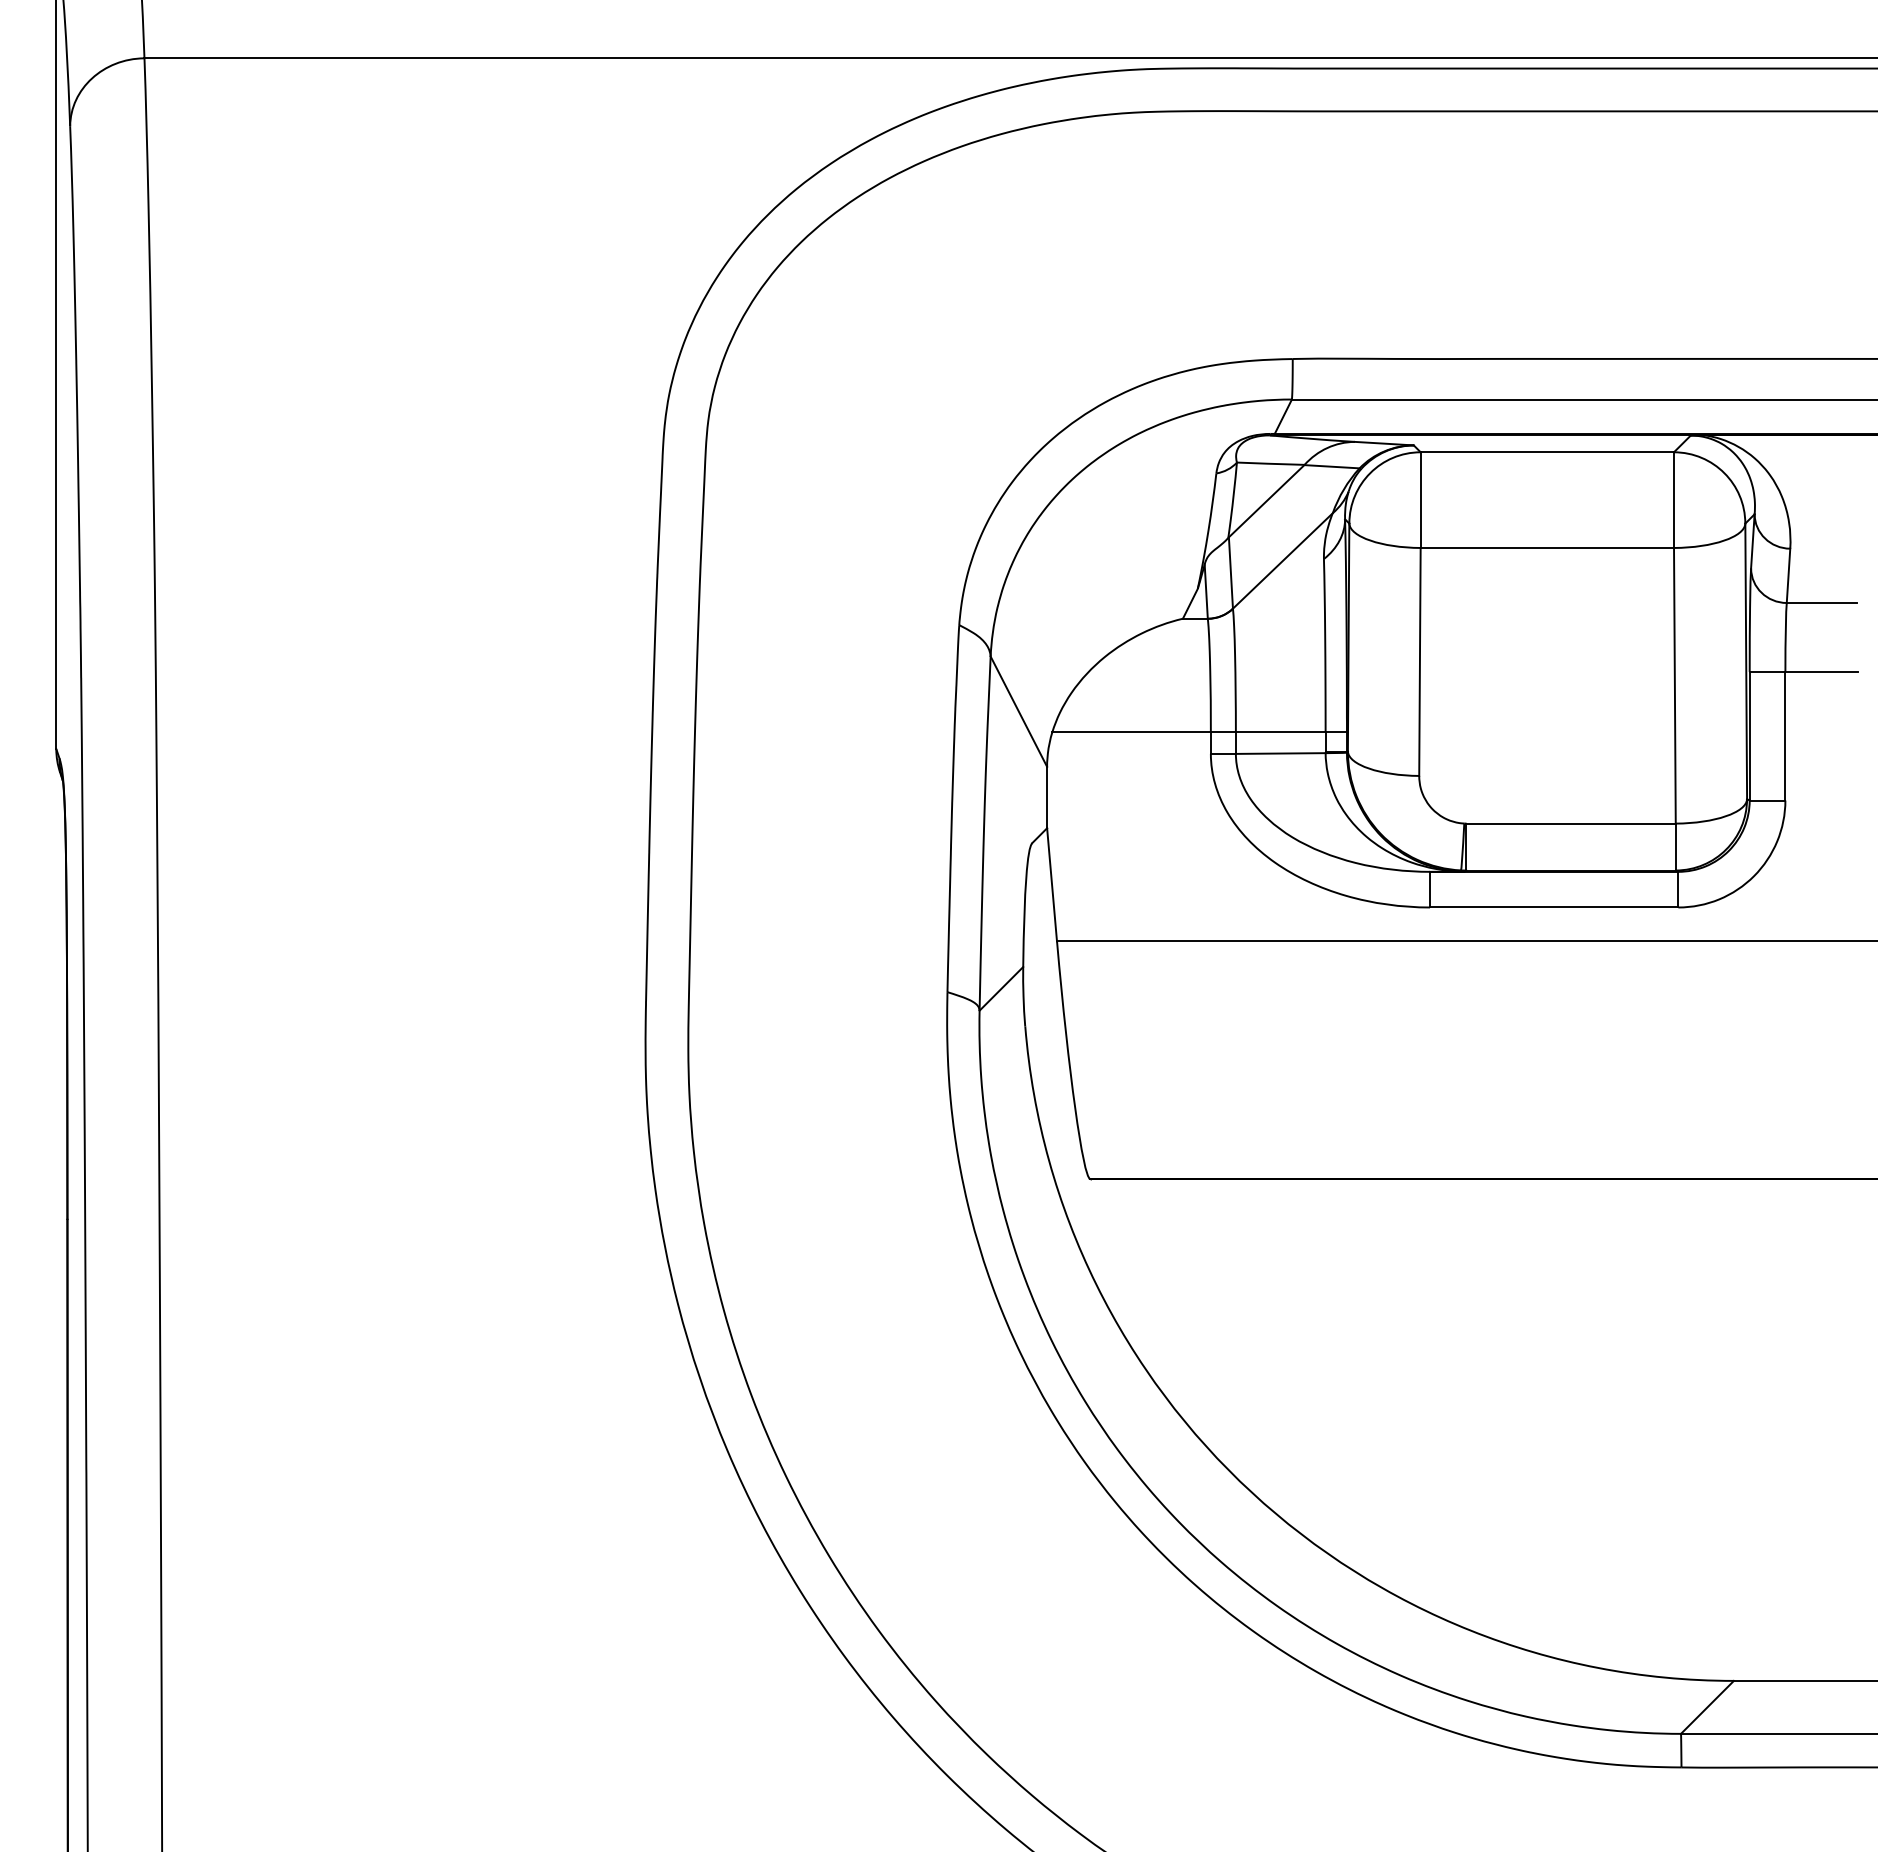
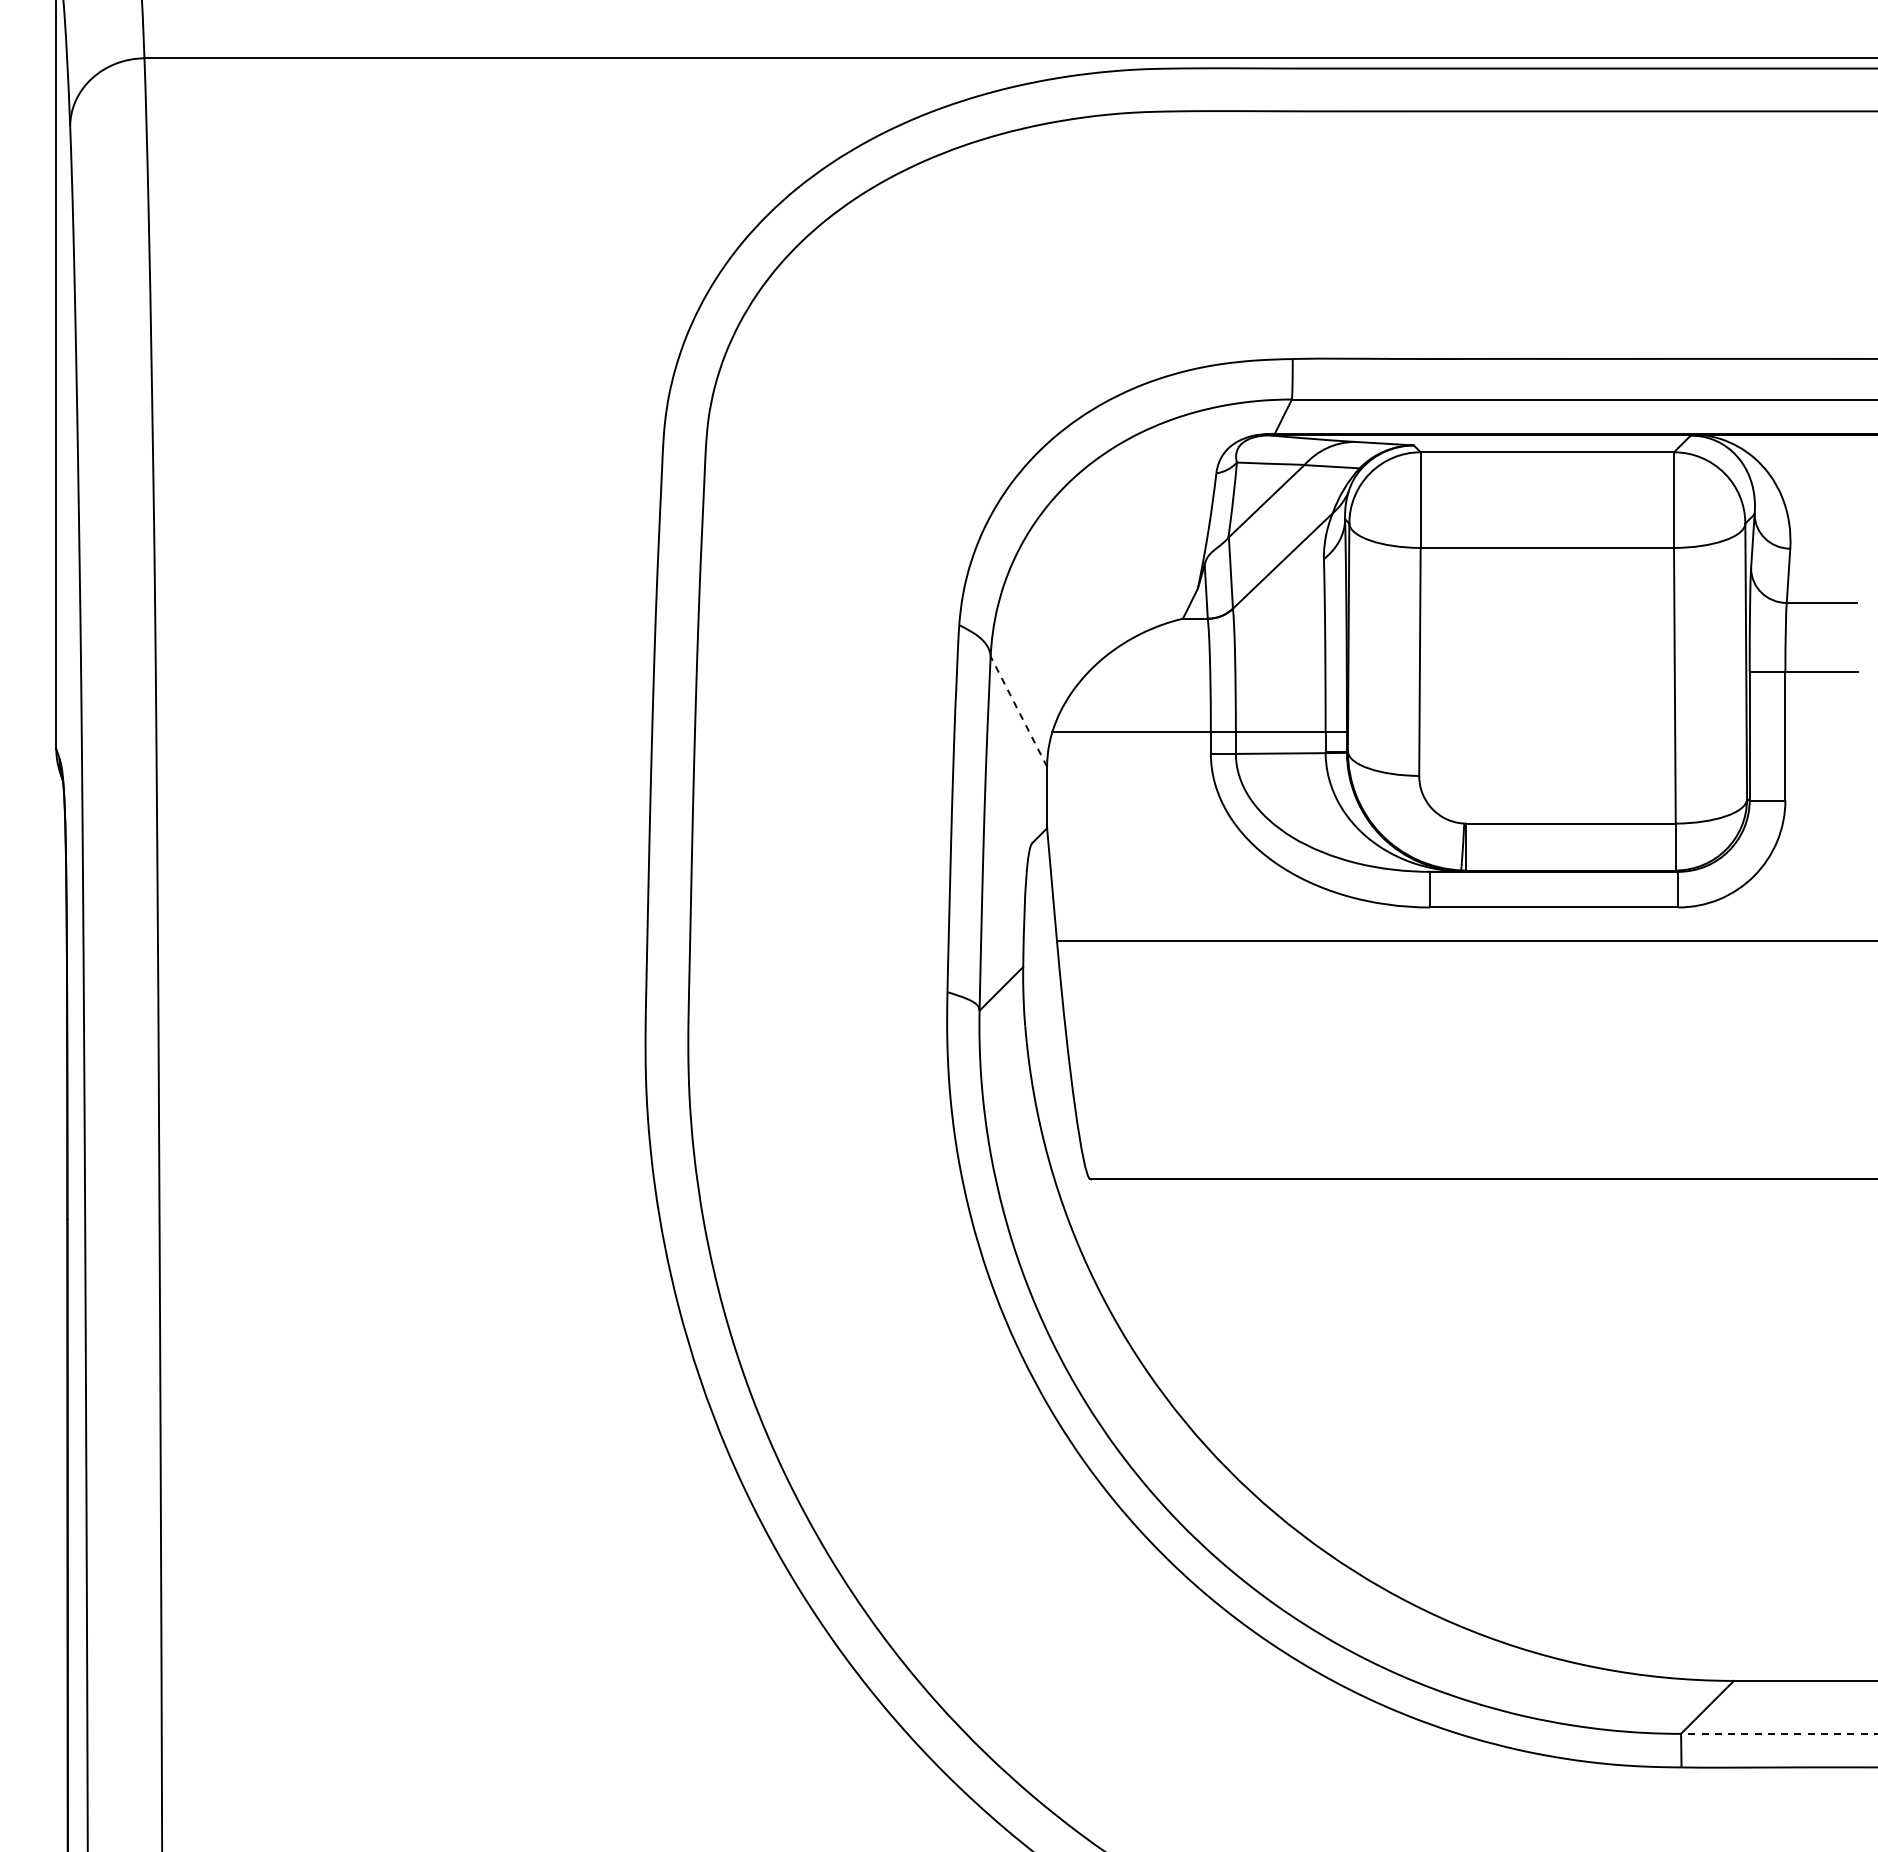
line: solid -> dashed (1018, 711)
line: solid -> dashed (1778, 1733)
